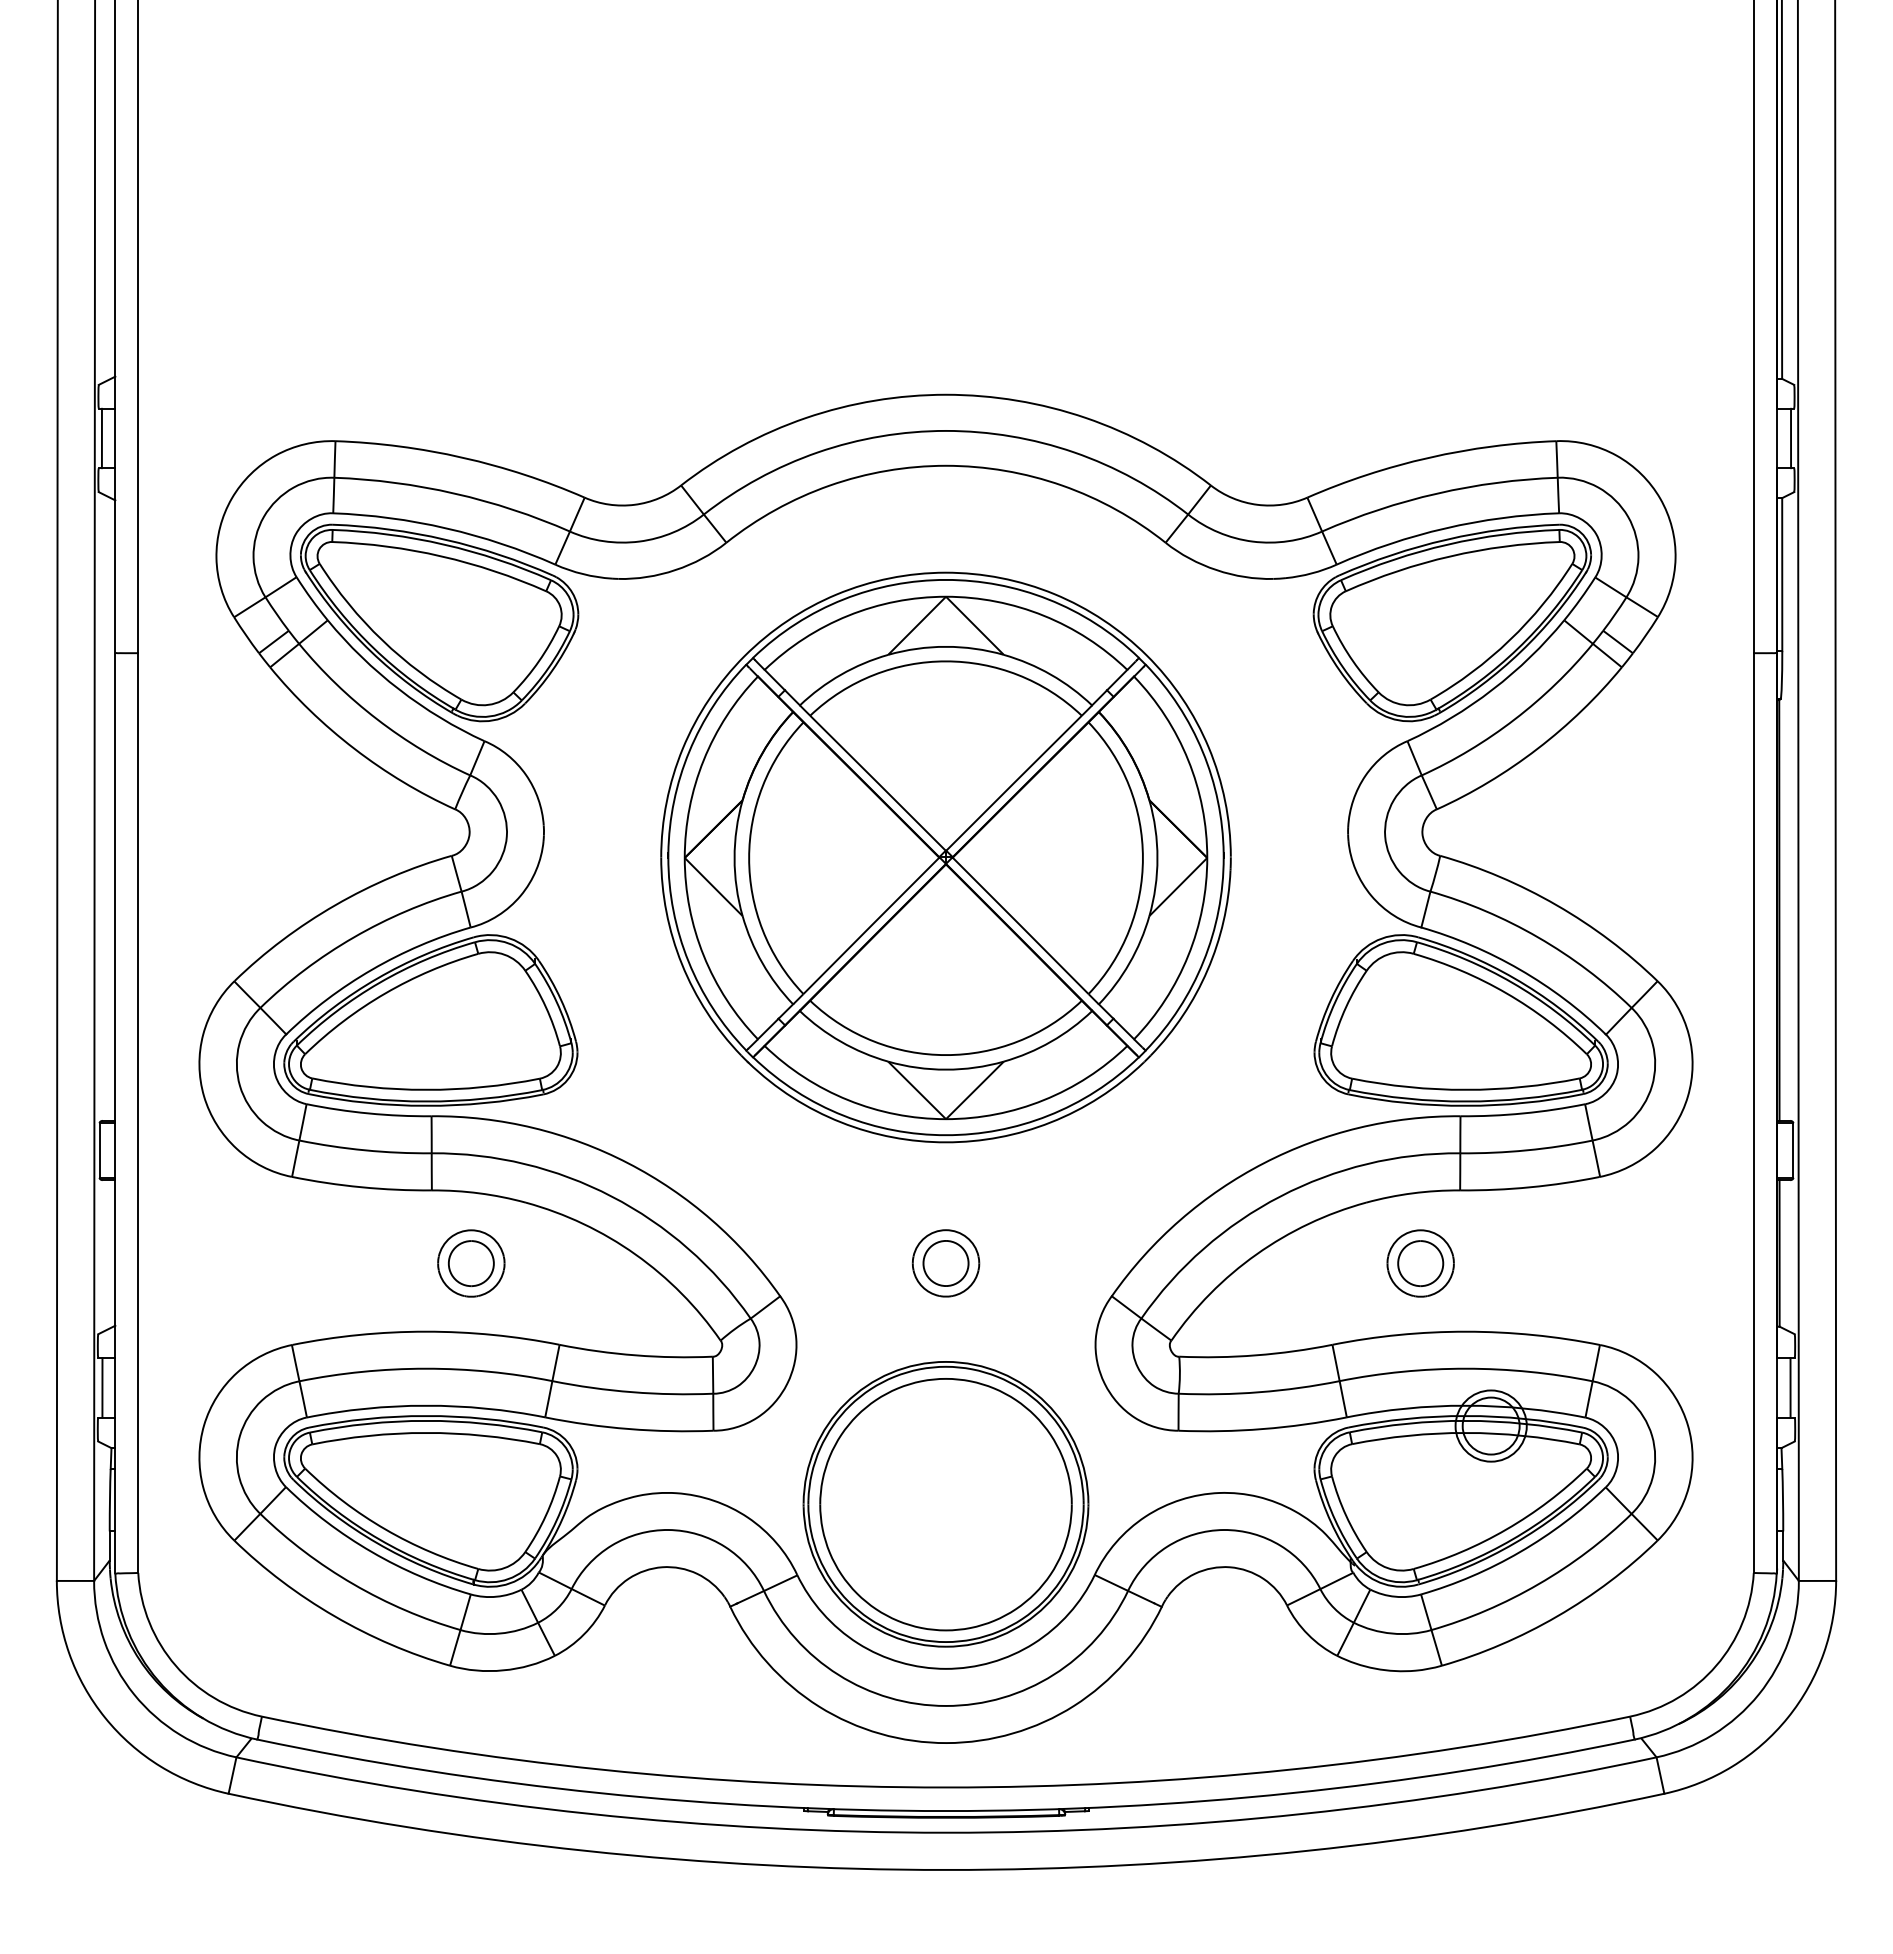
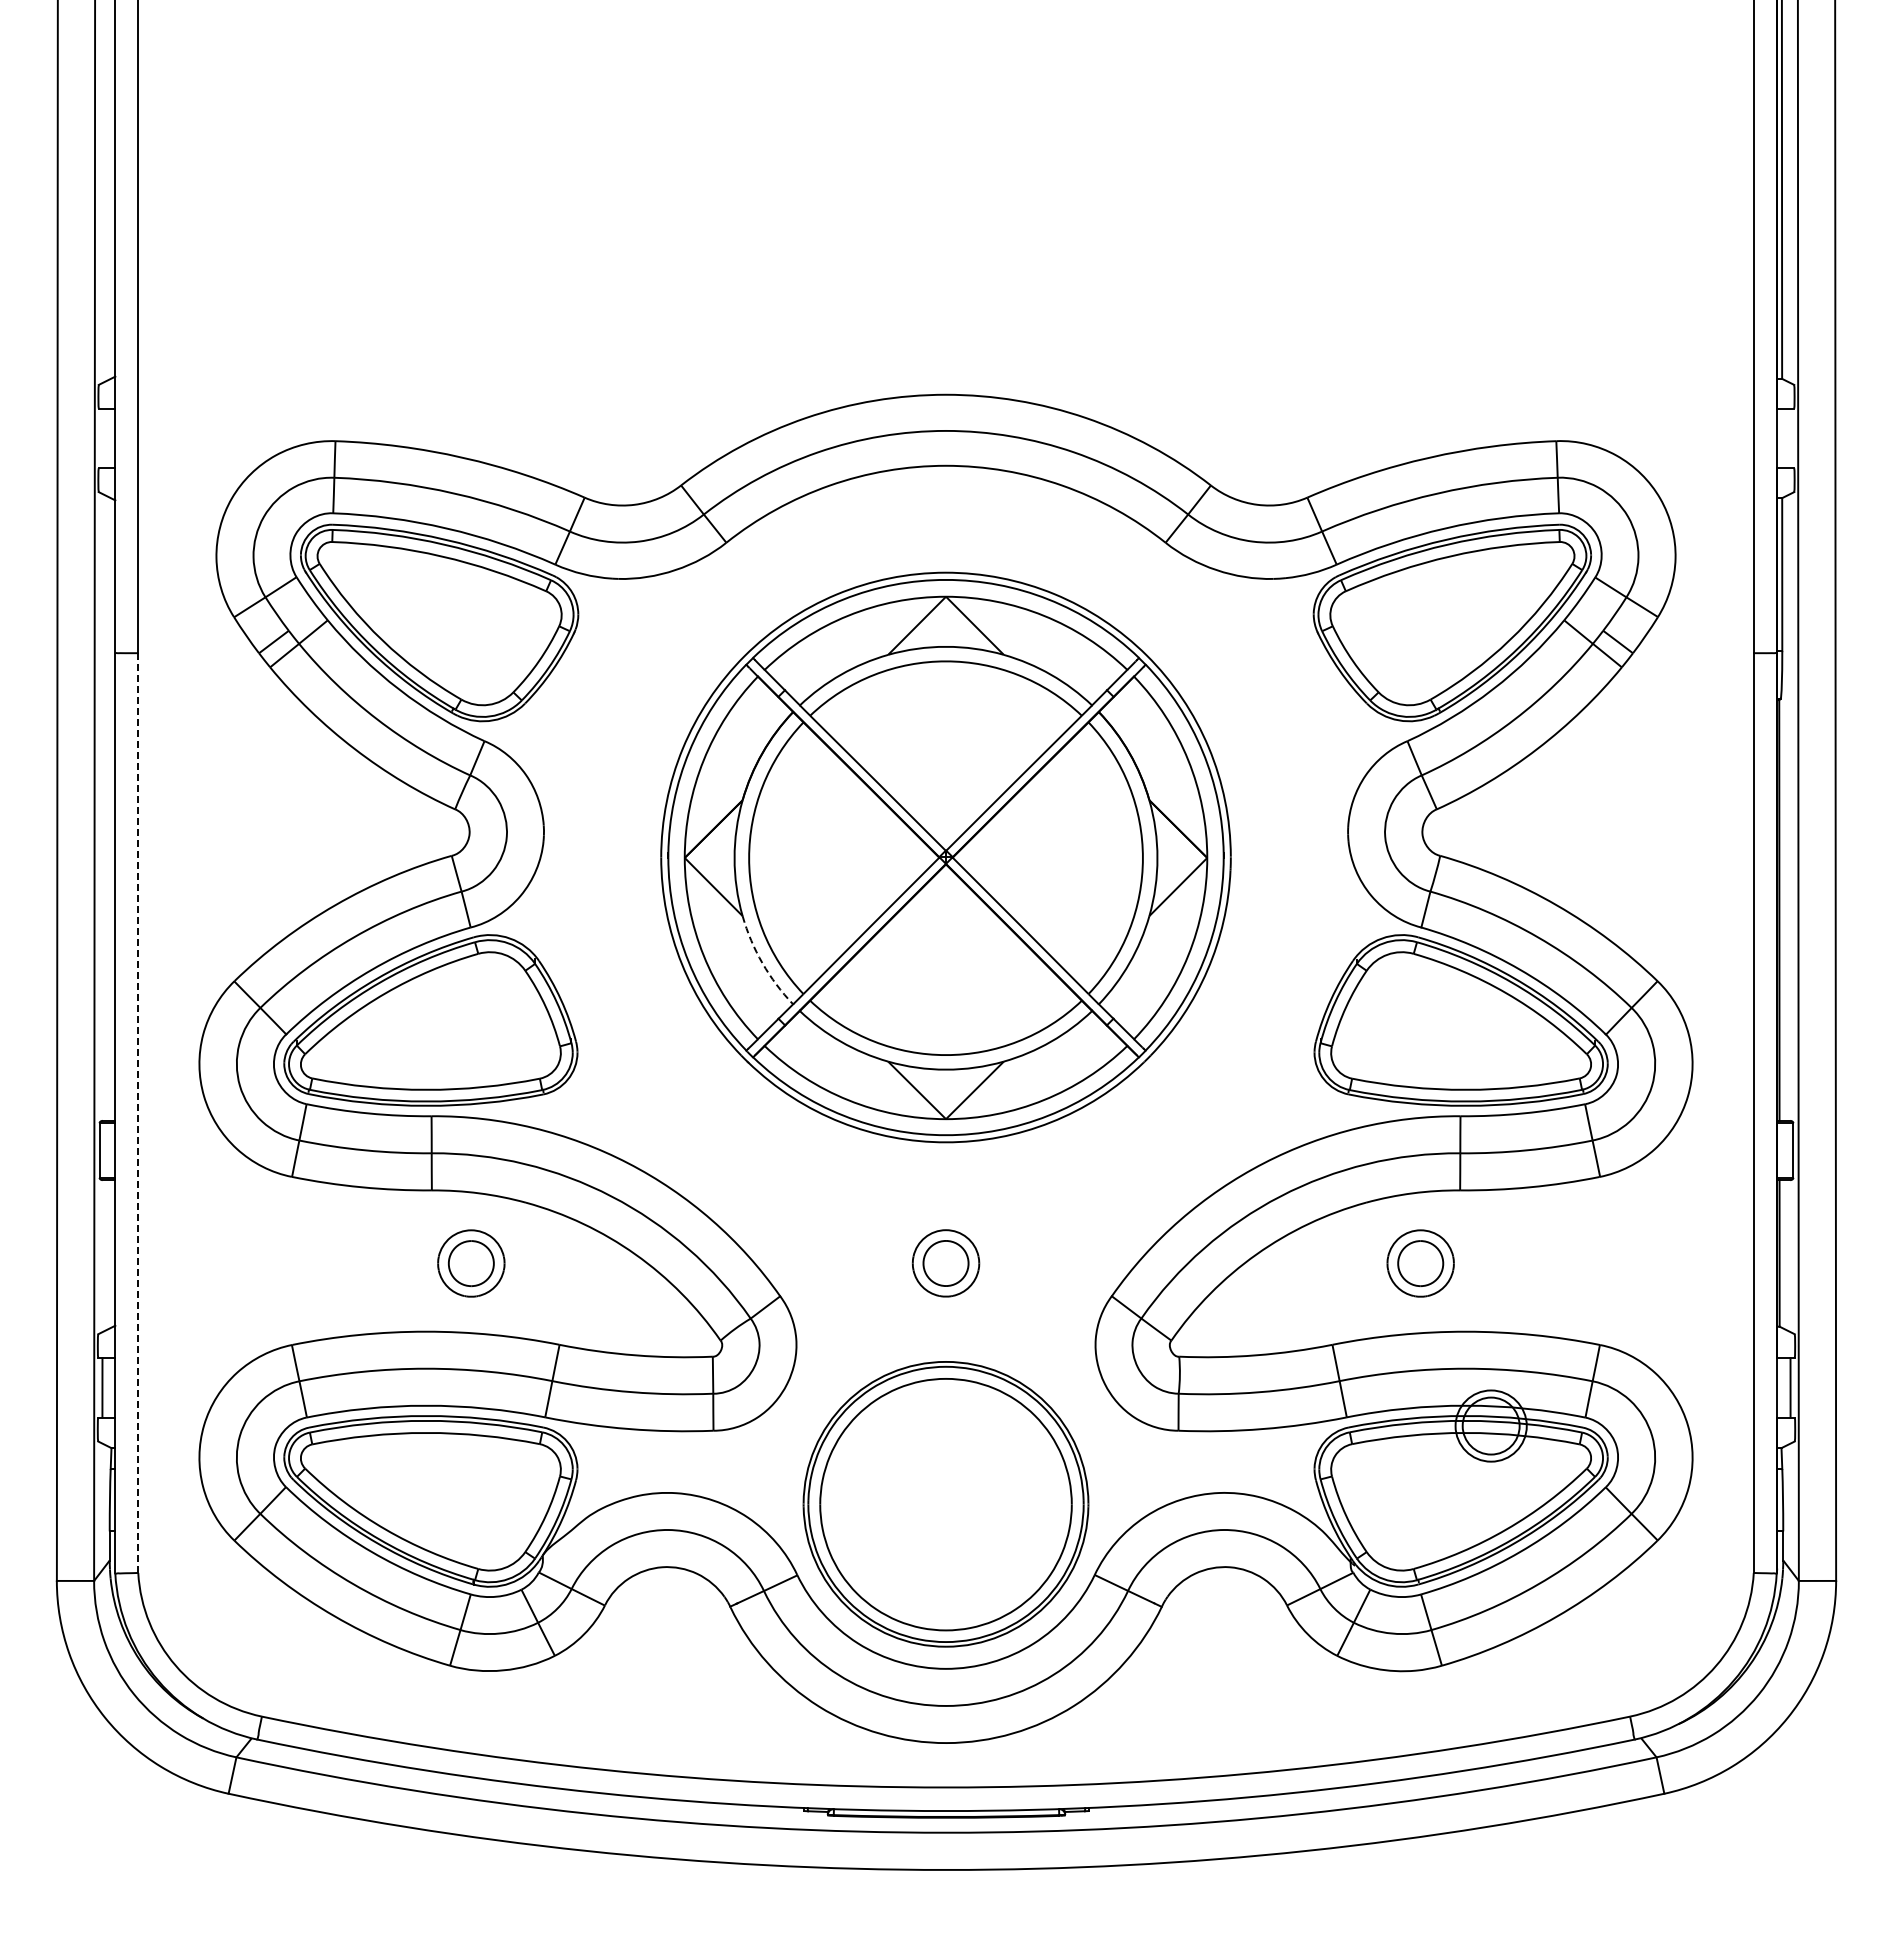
line: present -> none (101, 438)
line: present -> none (1791, 438)
arc: solid -> dashed (762, 963)
line: solid -> dashed (138, 1113)
